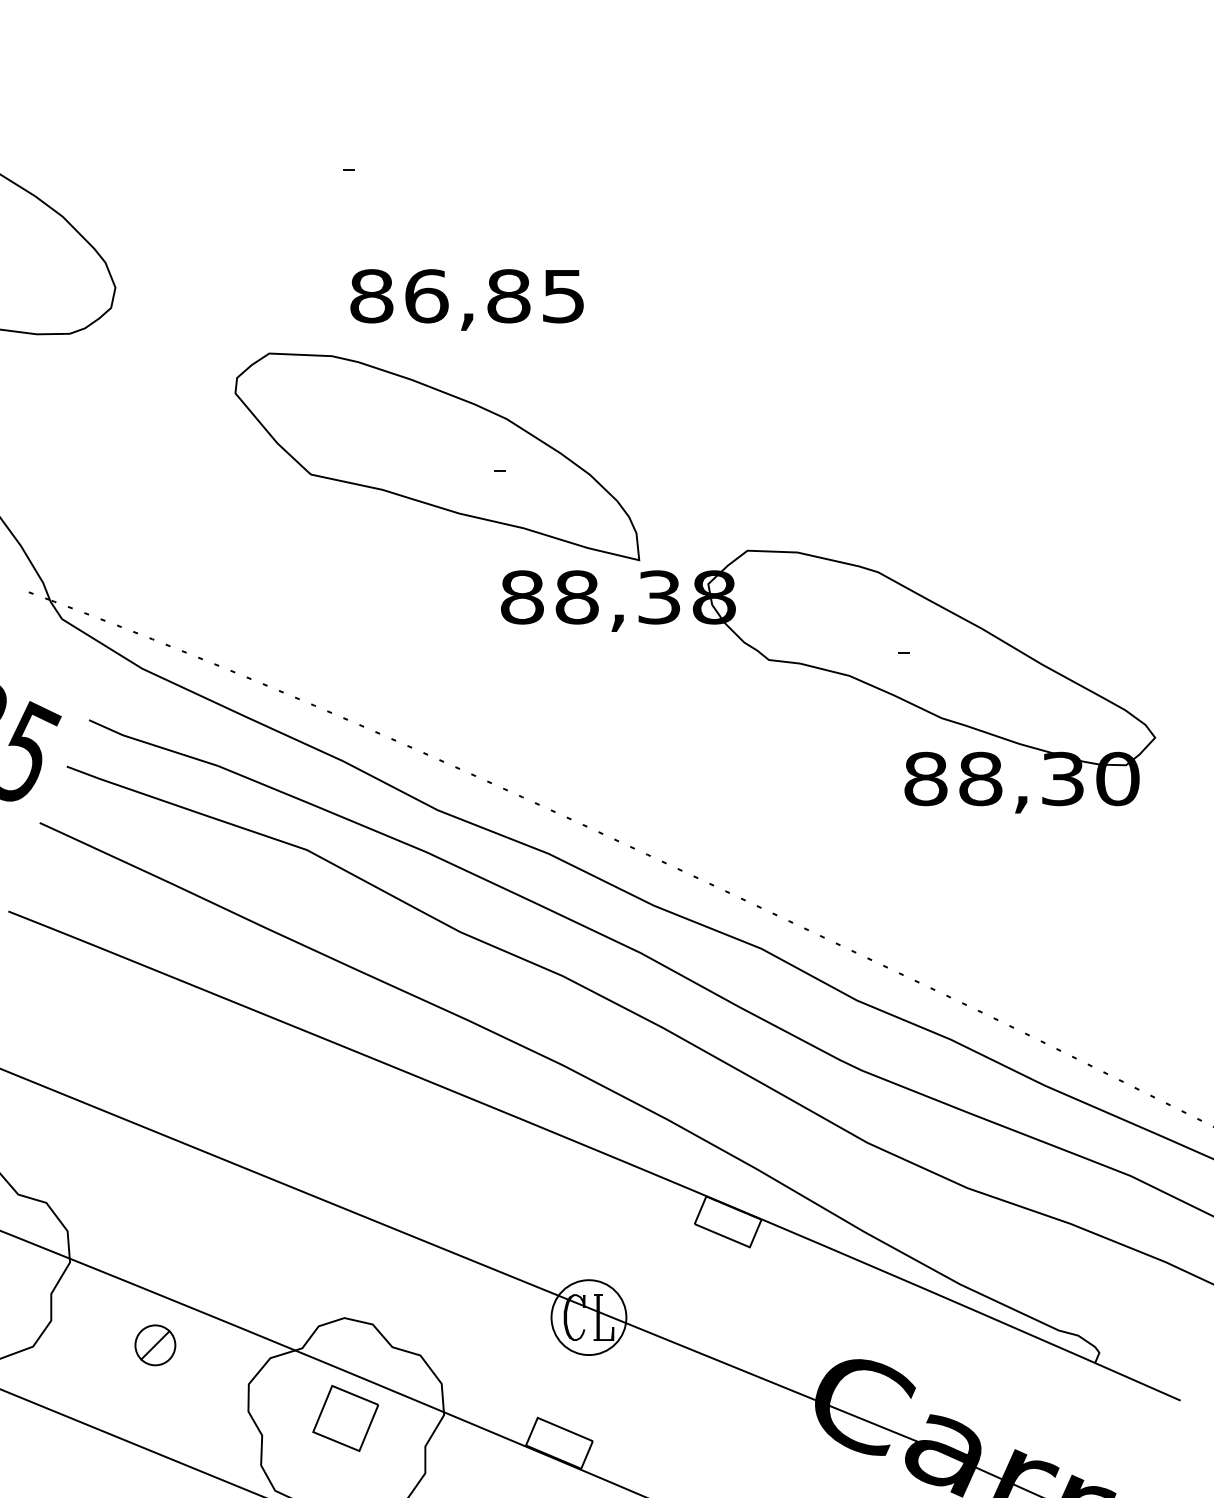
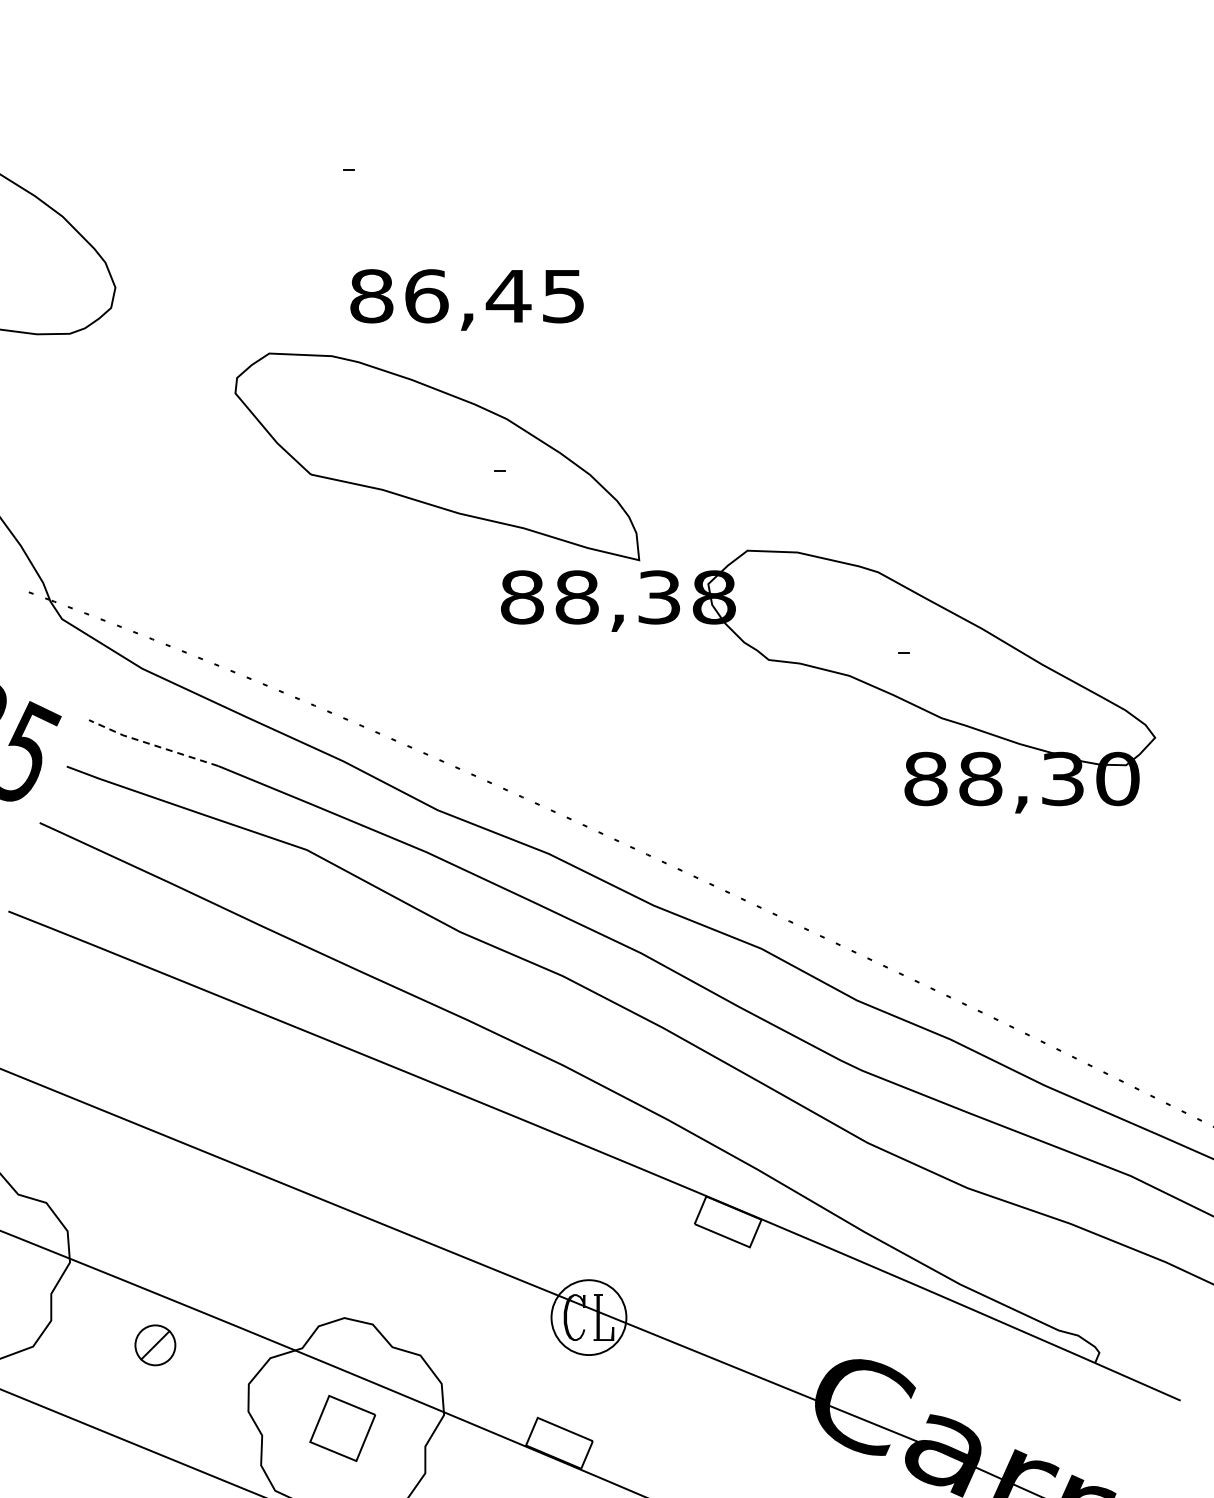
text: 86,85 -> 86,45 (508, 296)
line: solid -> dashed (151, 744)
part position: (345, 1418) -> (342, 1428) (342, 1428)
